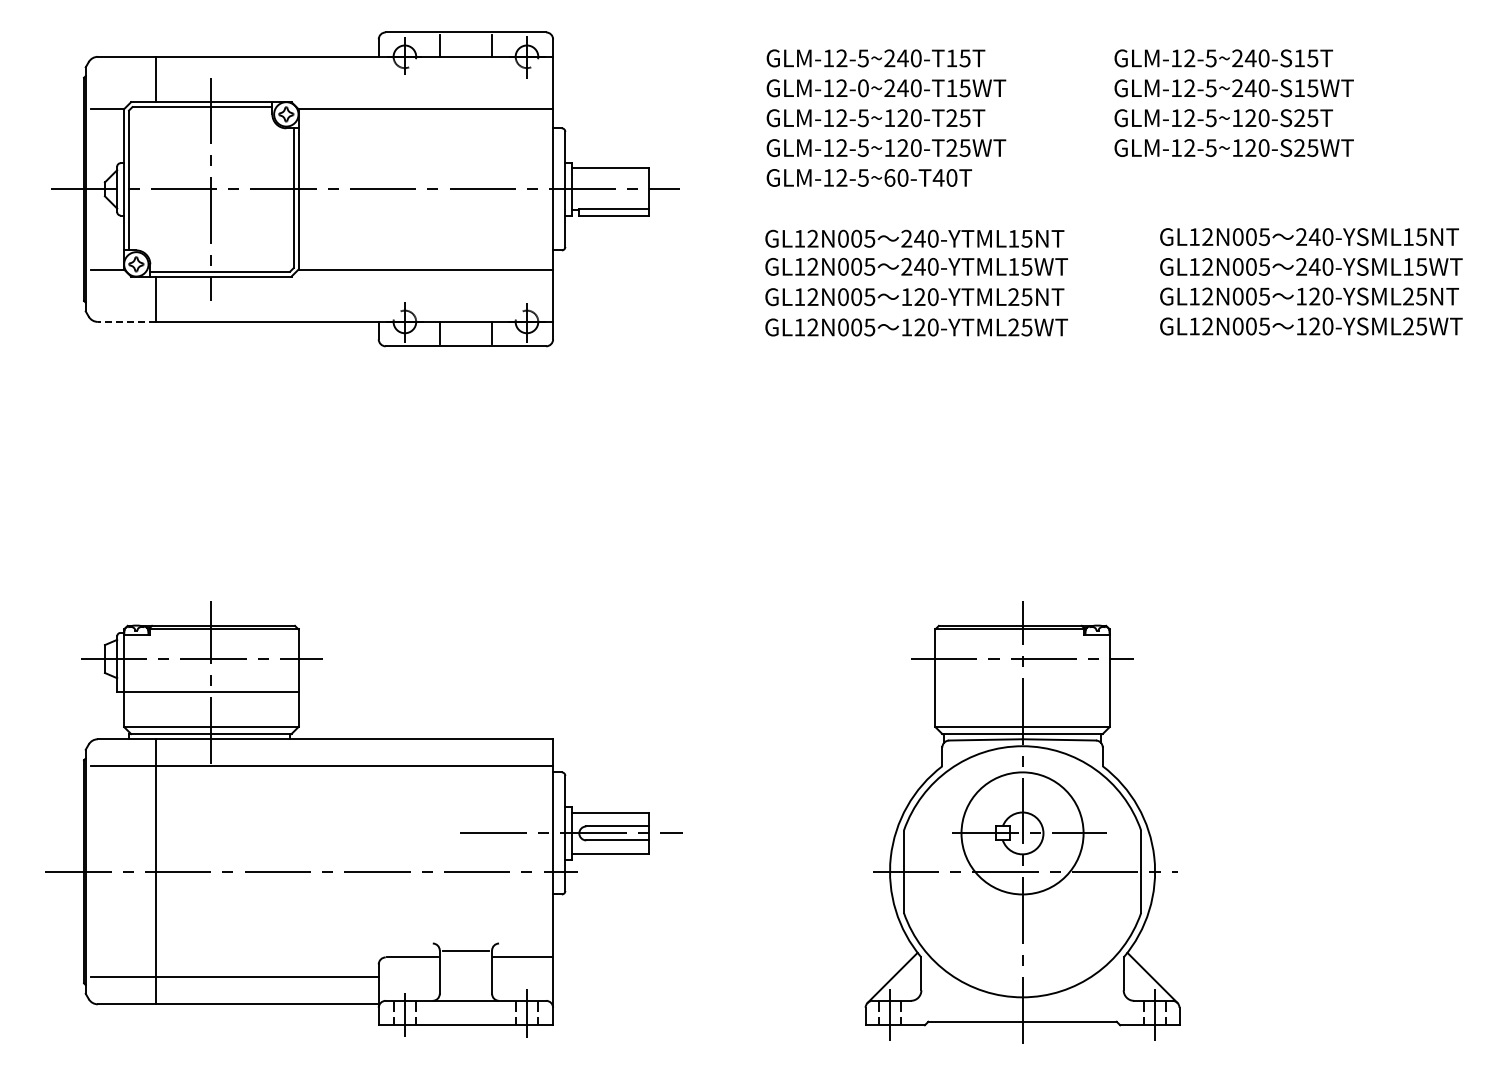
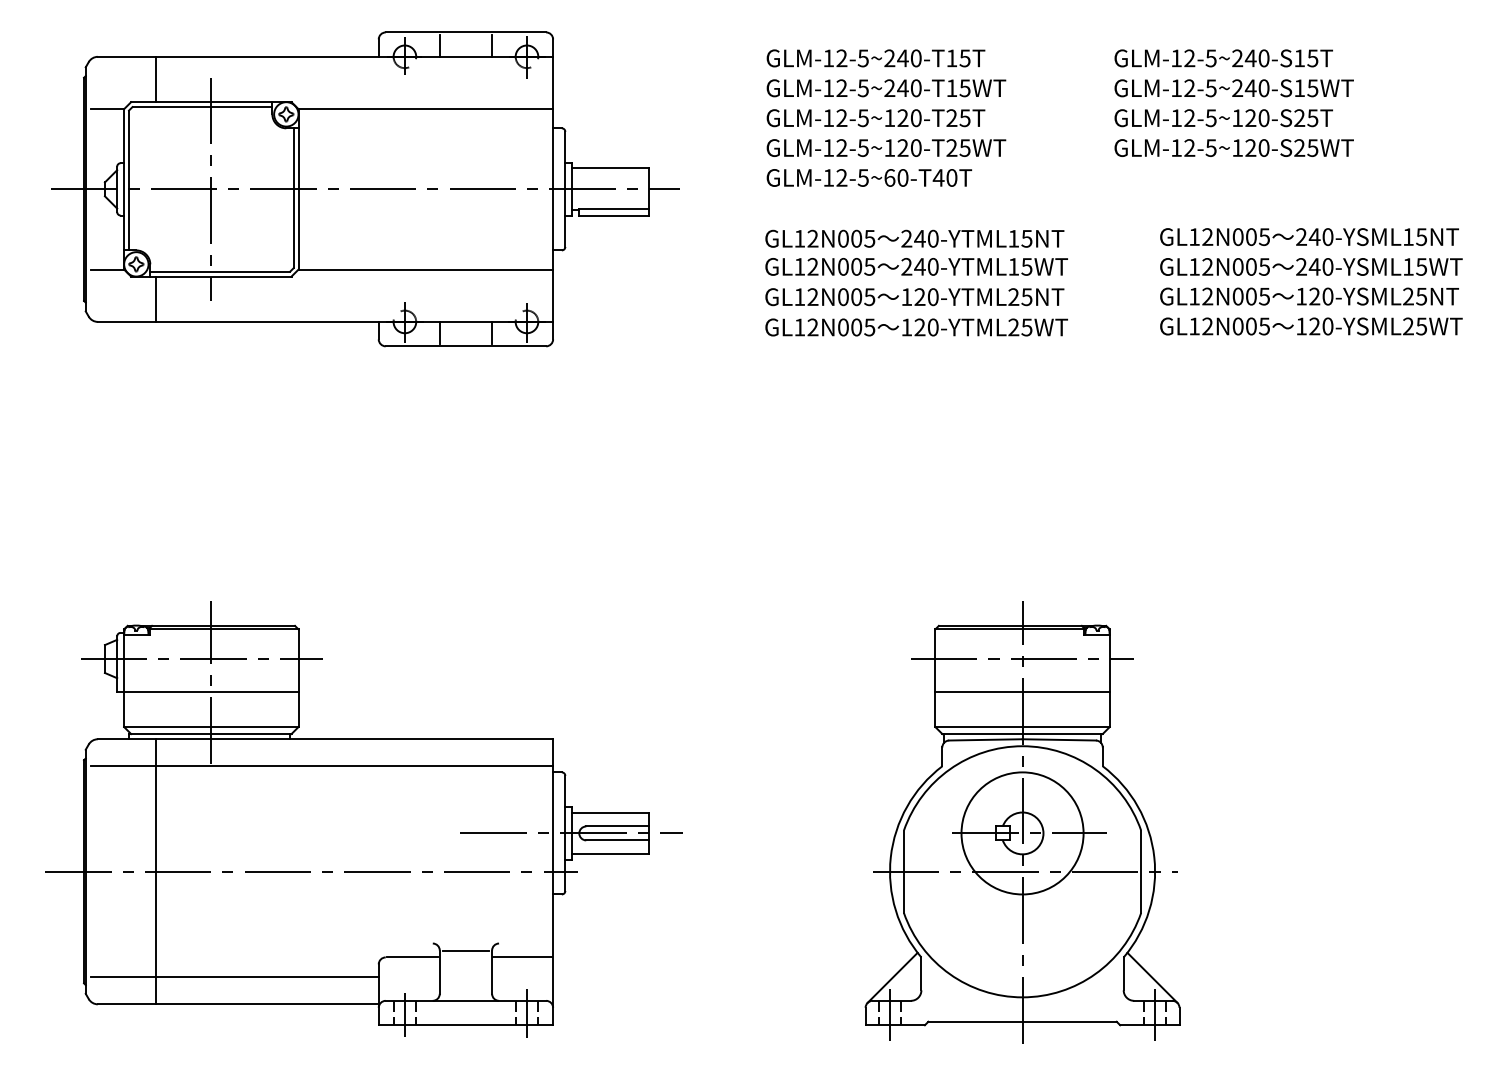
text: GLM-12-0~240-T15WT -> GLM-12-5~240-T15WT (862, 88)
line: dashed -> solid (126, 321)
line: none -> present (1022, 692)
